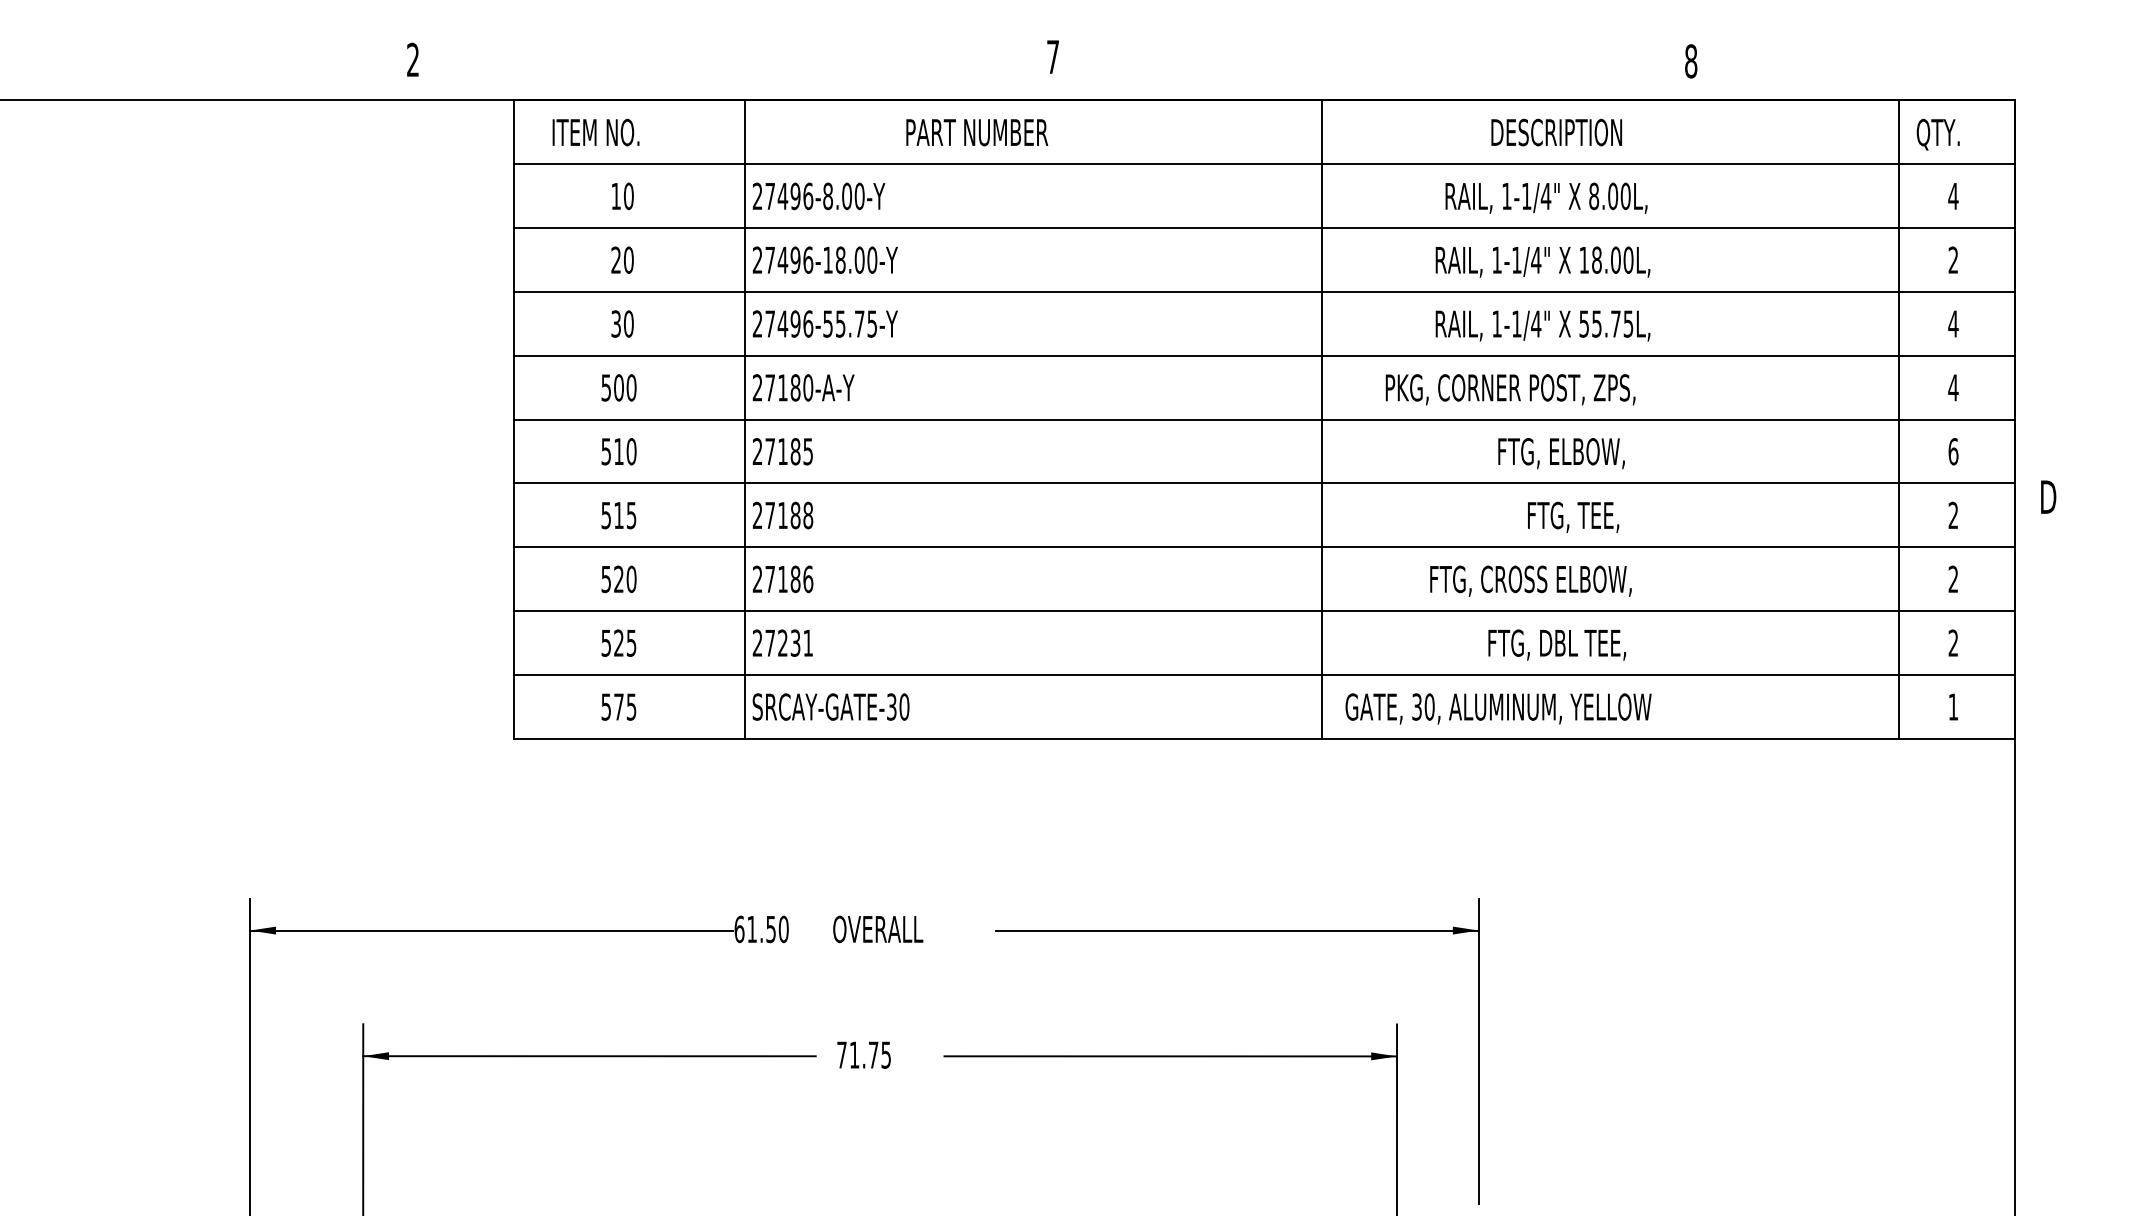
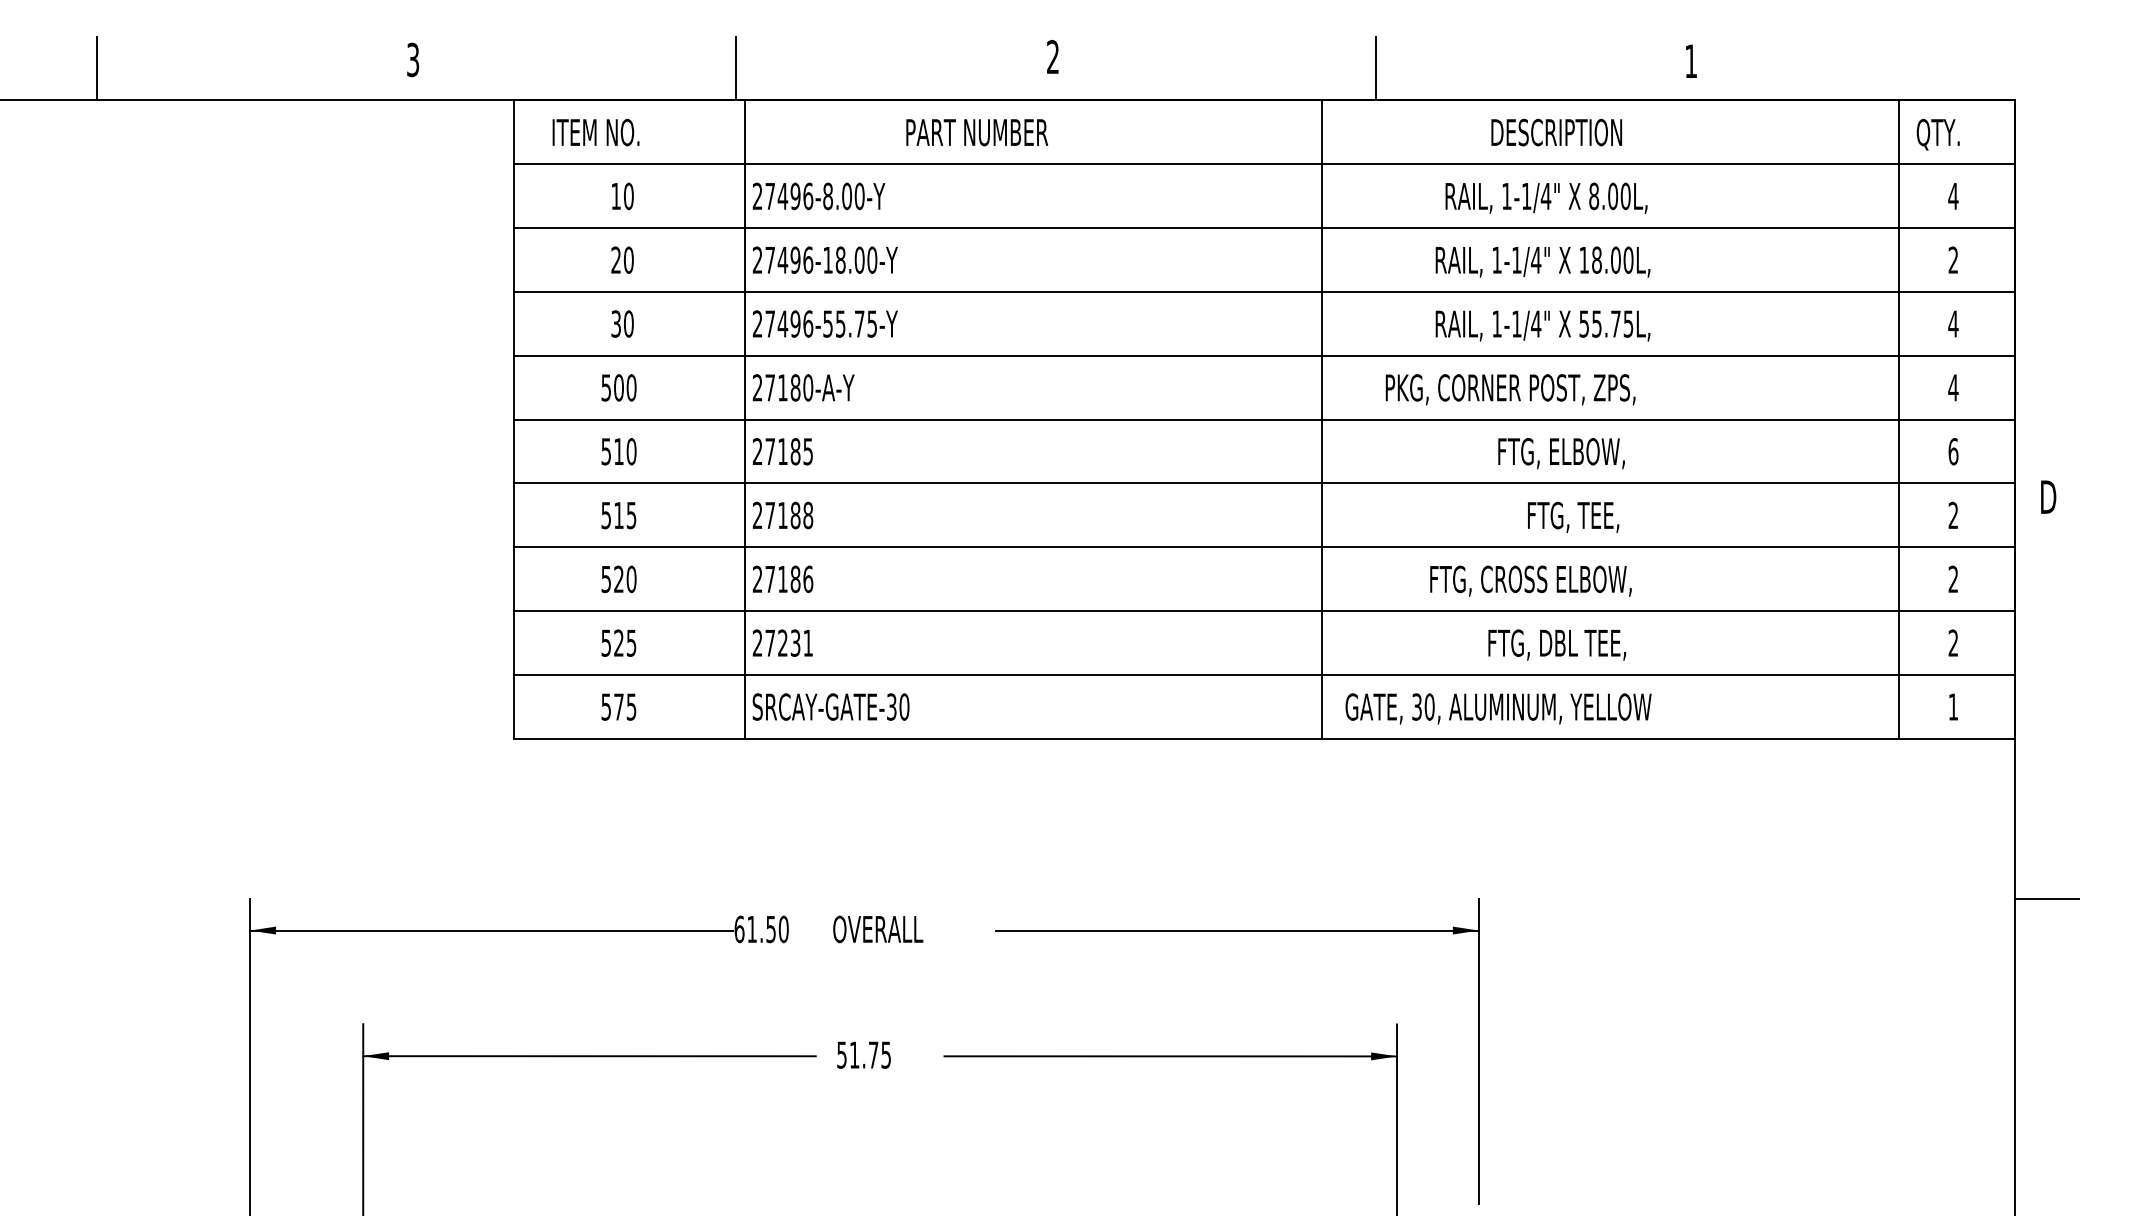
text: 7 -> 2 (1052, 56)
text: 2 -> 3 (413, 60)
text: 8 -> 1 (1691, 61)
line: none -> present (97, 68)
line: none -> present (736, 68)
line: none -> present (1375, 68)
line: none -> present (2046, 899)
text: 71.75 -> 51.75 (841, 1054)
